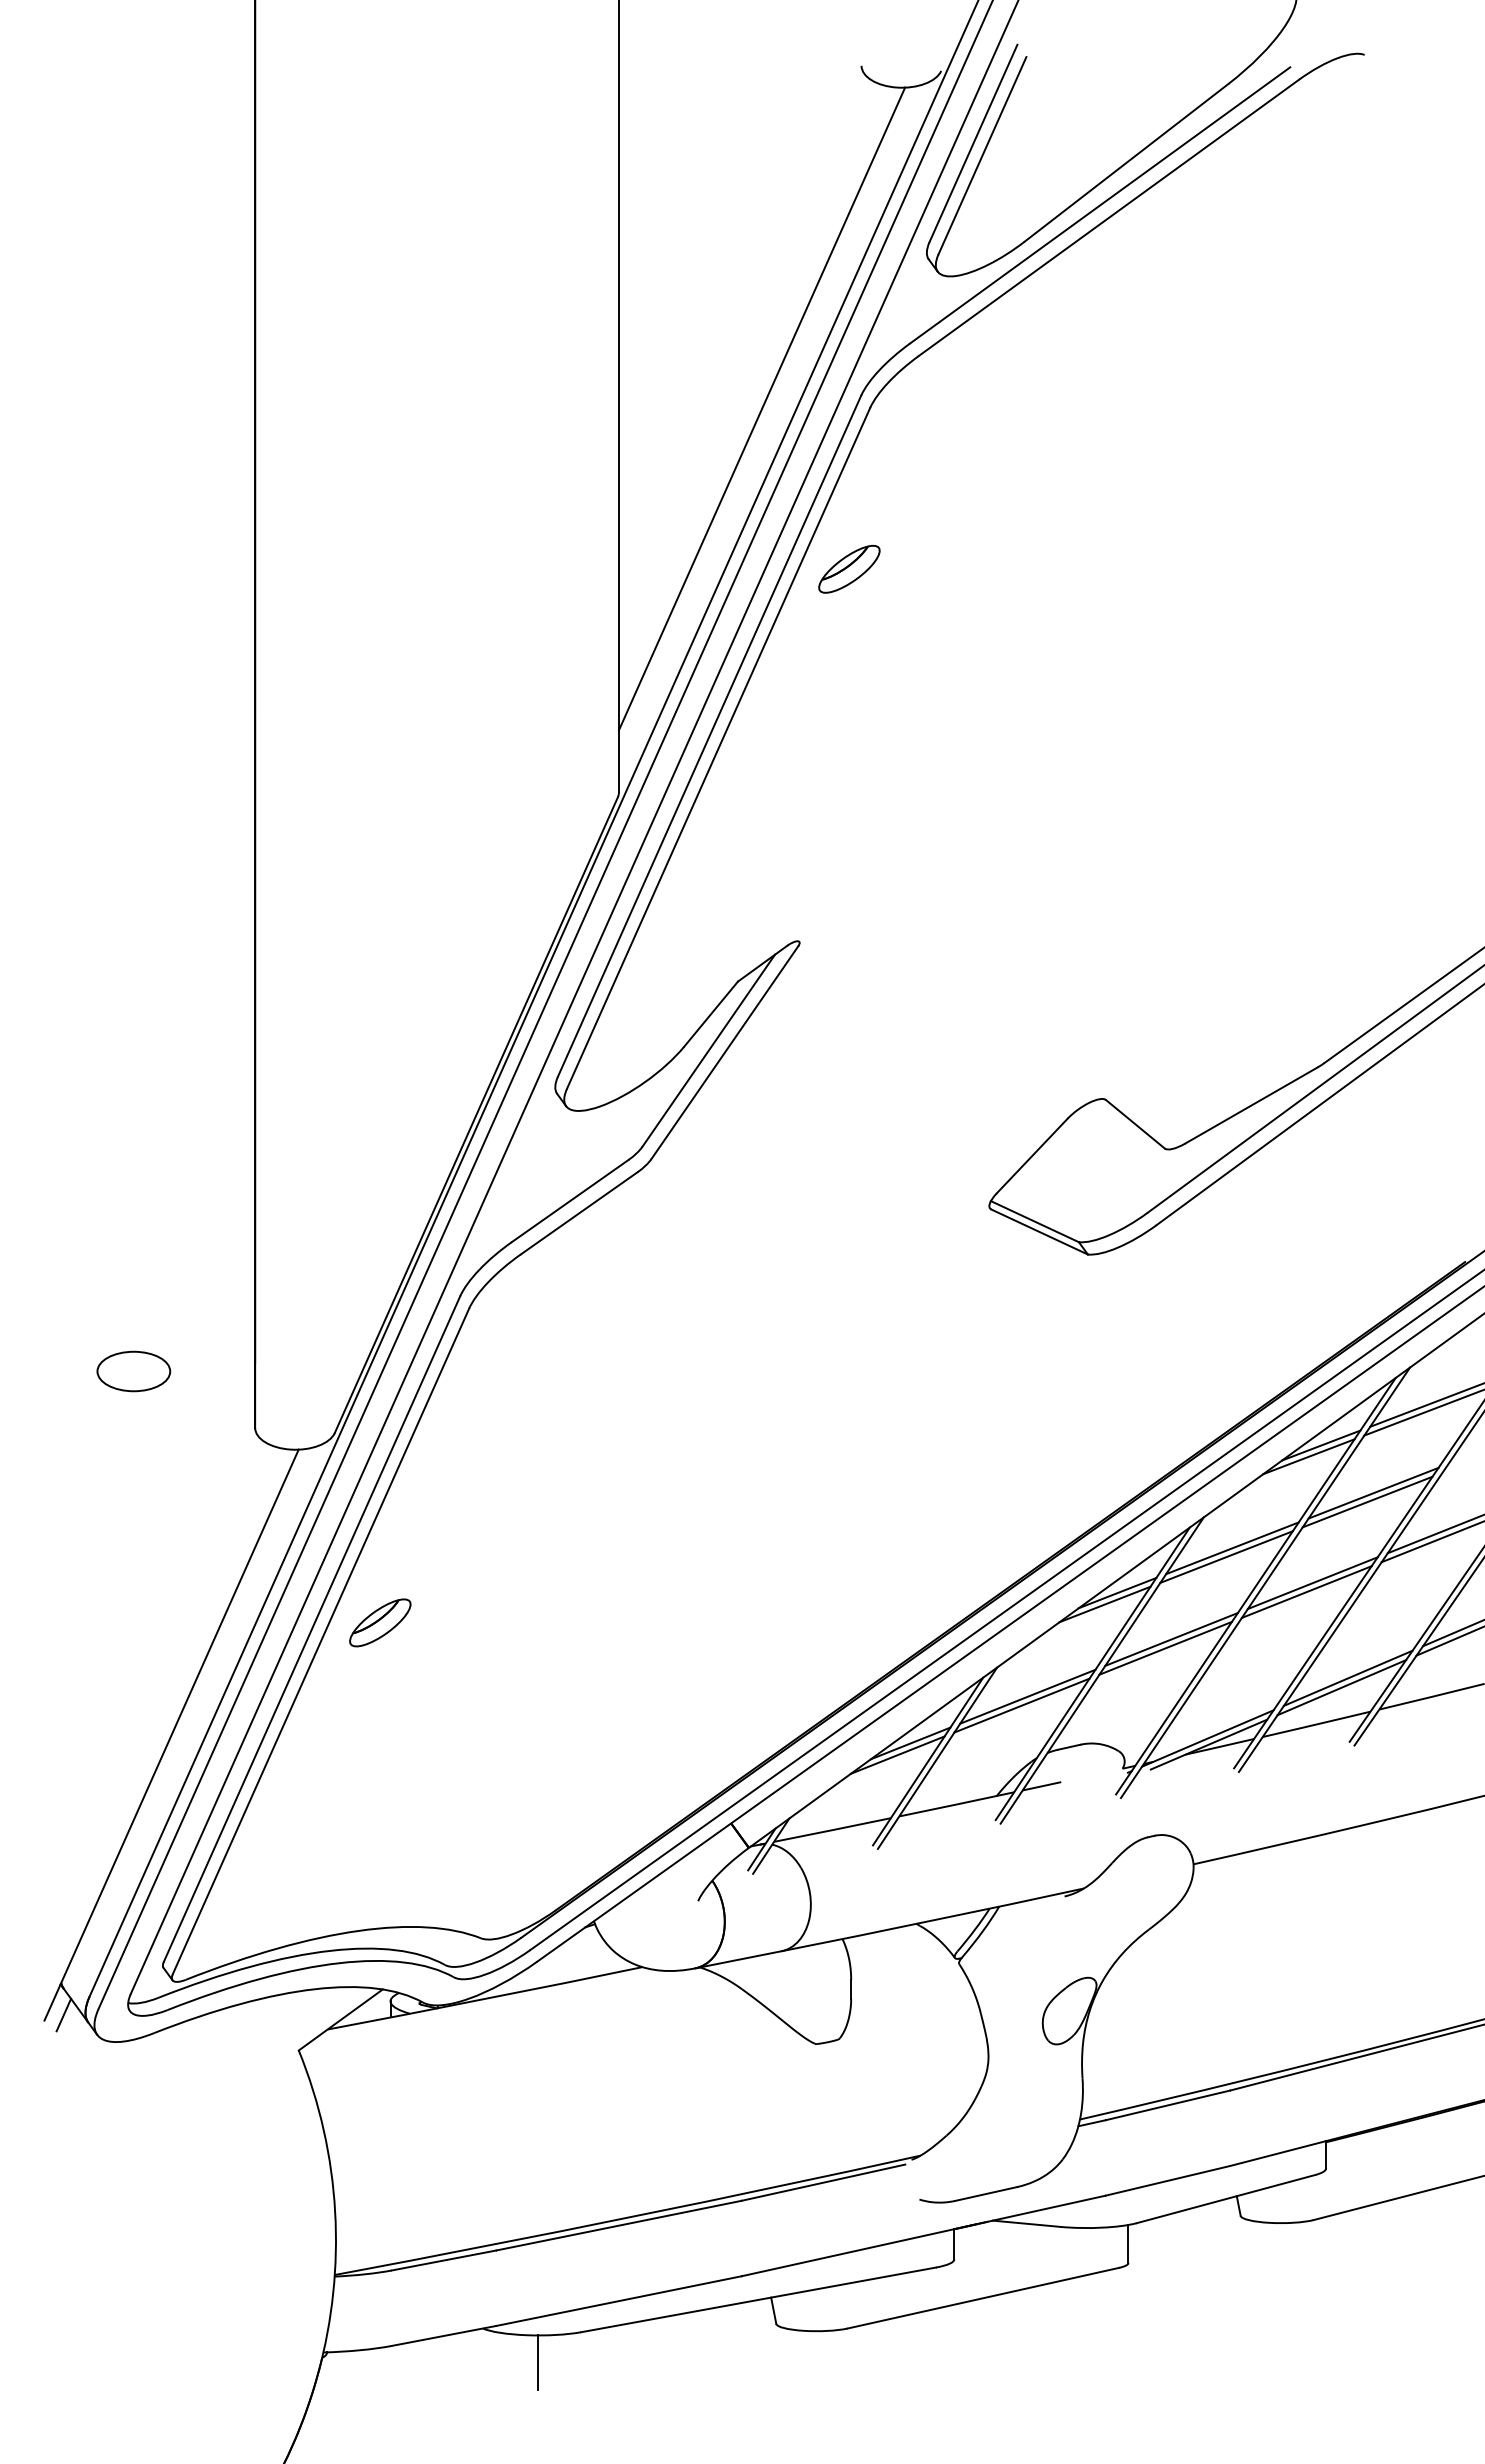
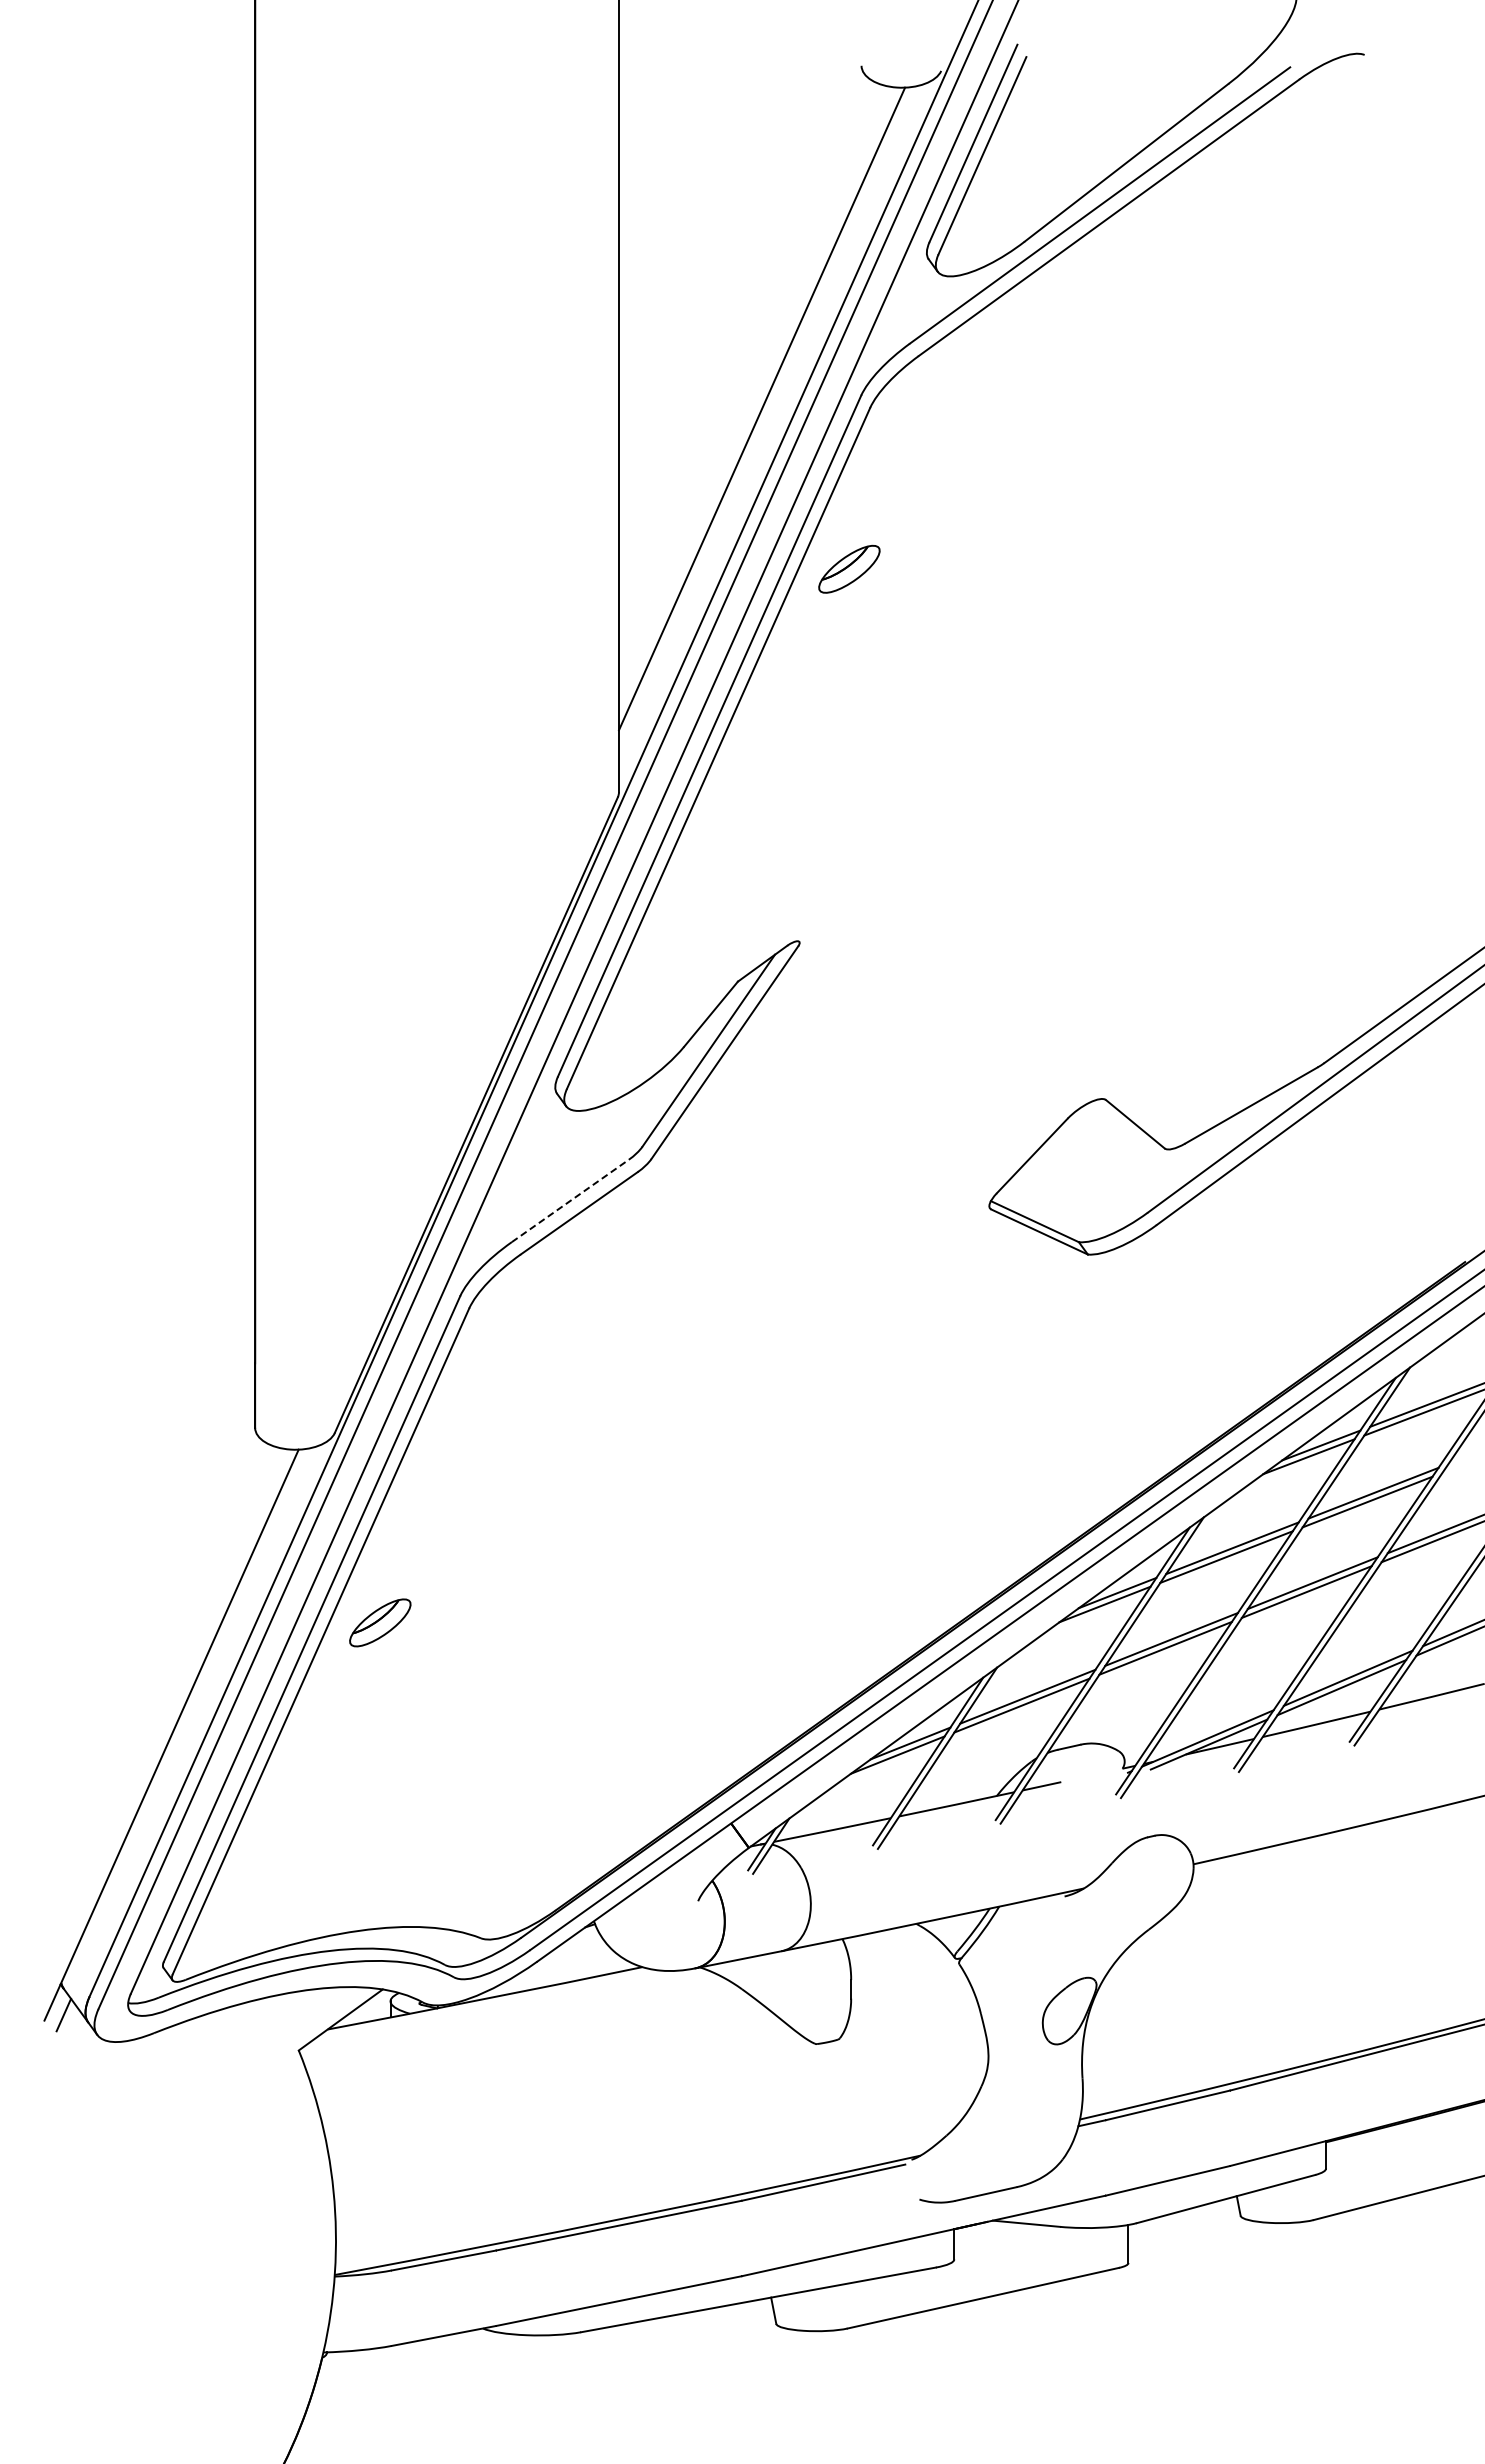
line: solid -> dashed (570, 1200)
part: present -> none (133, 1371)
line: present -> none (538, 2362)
